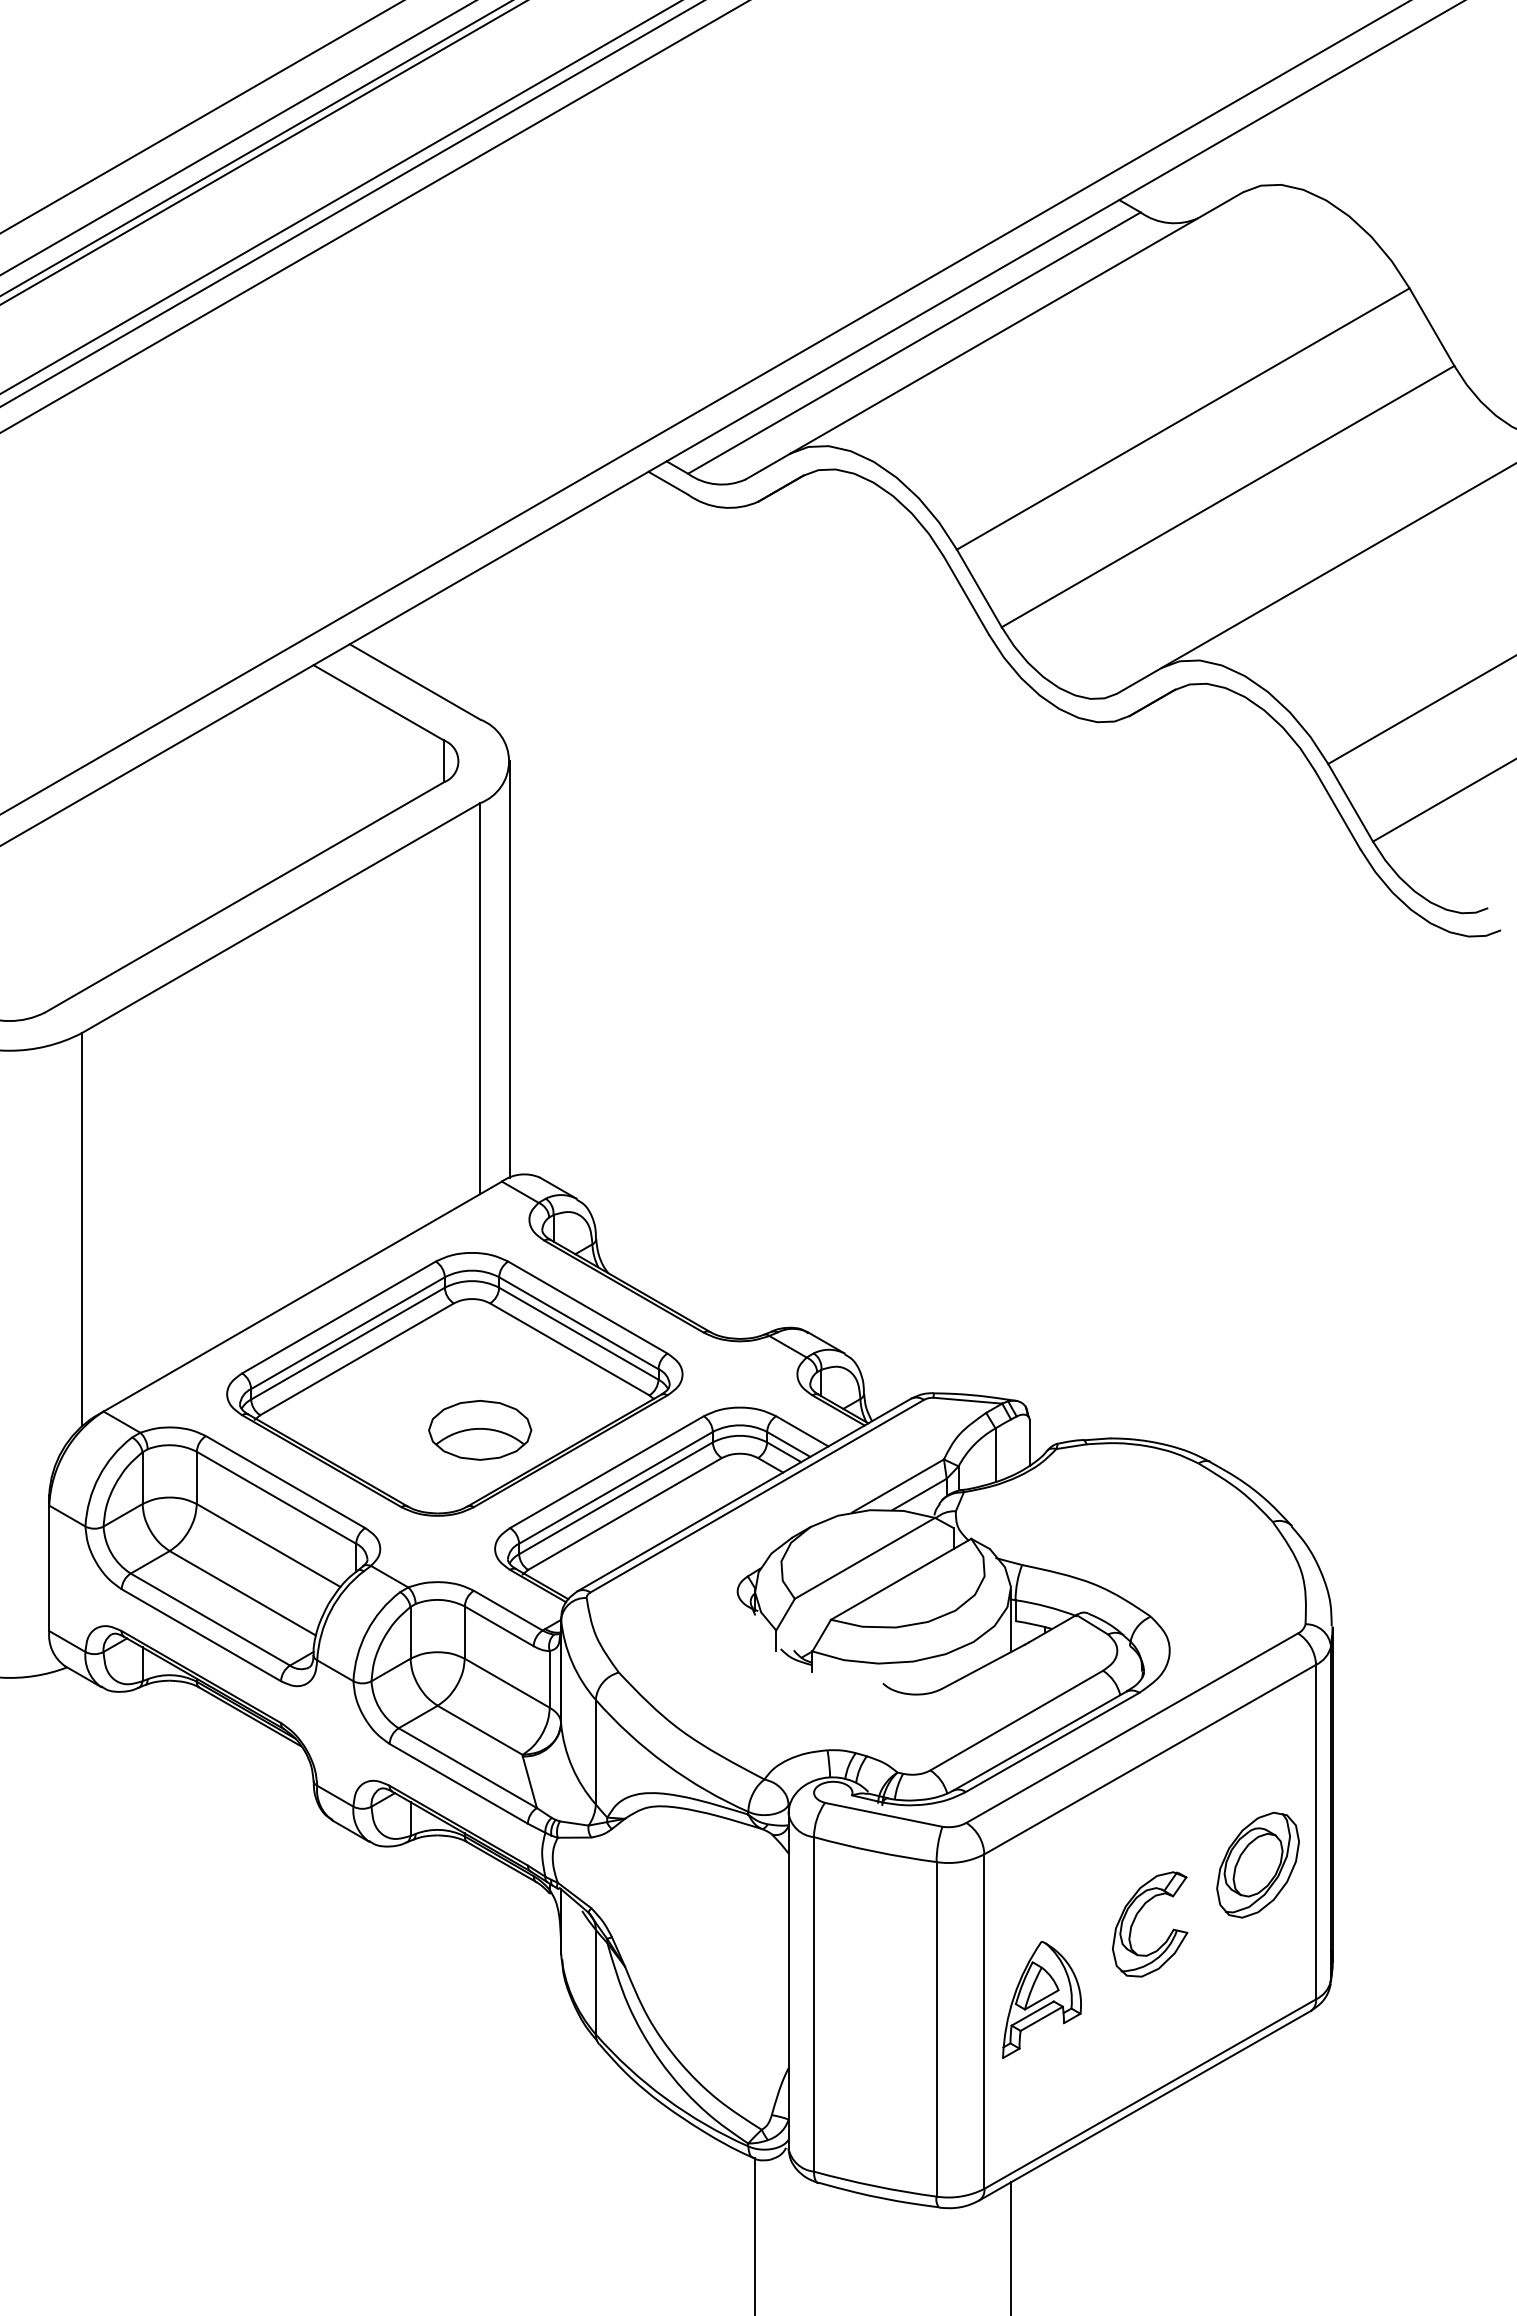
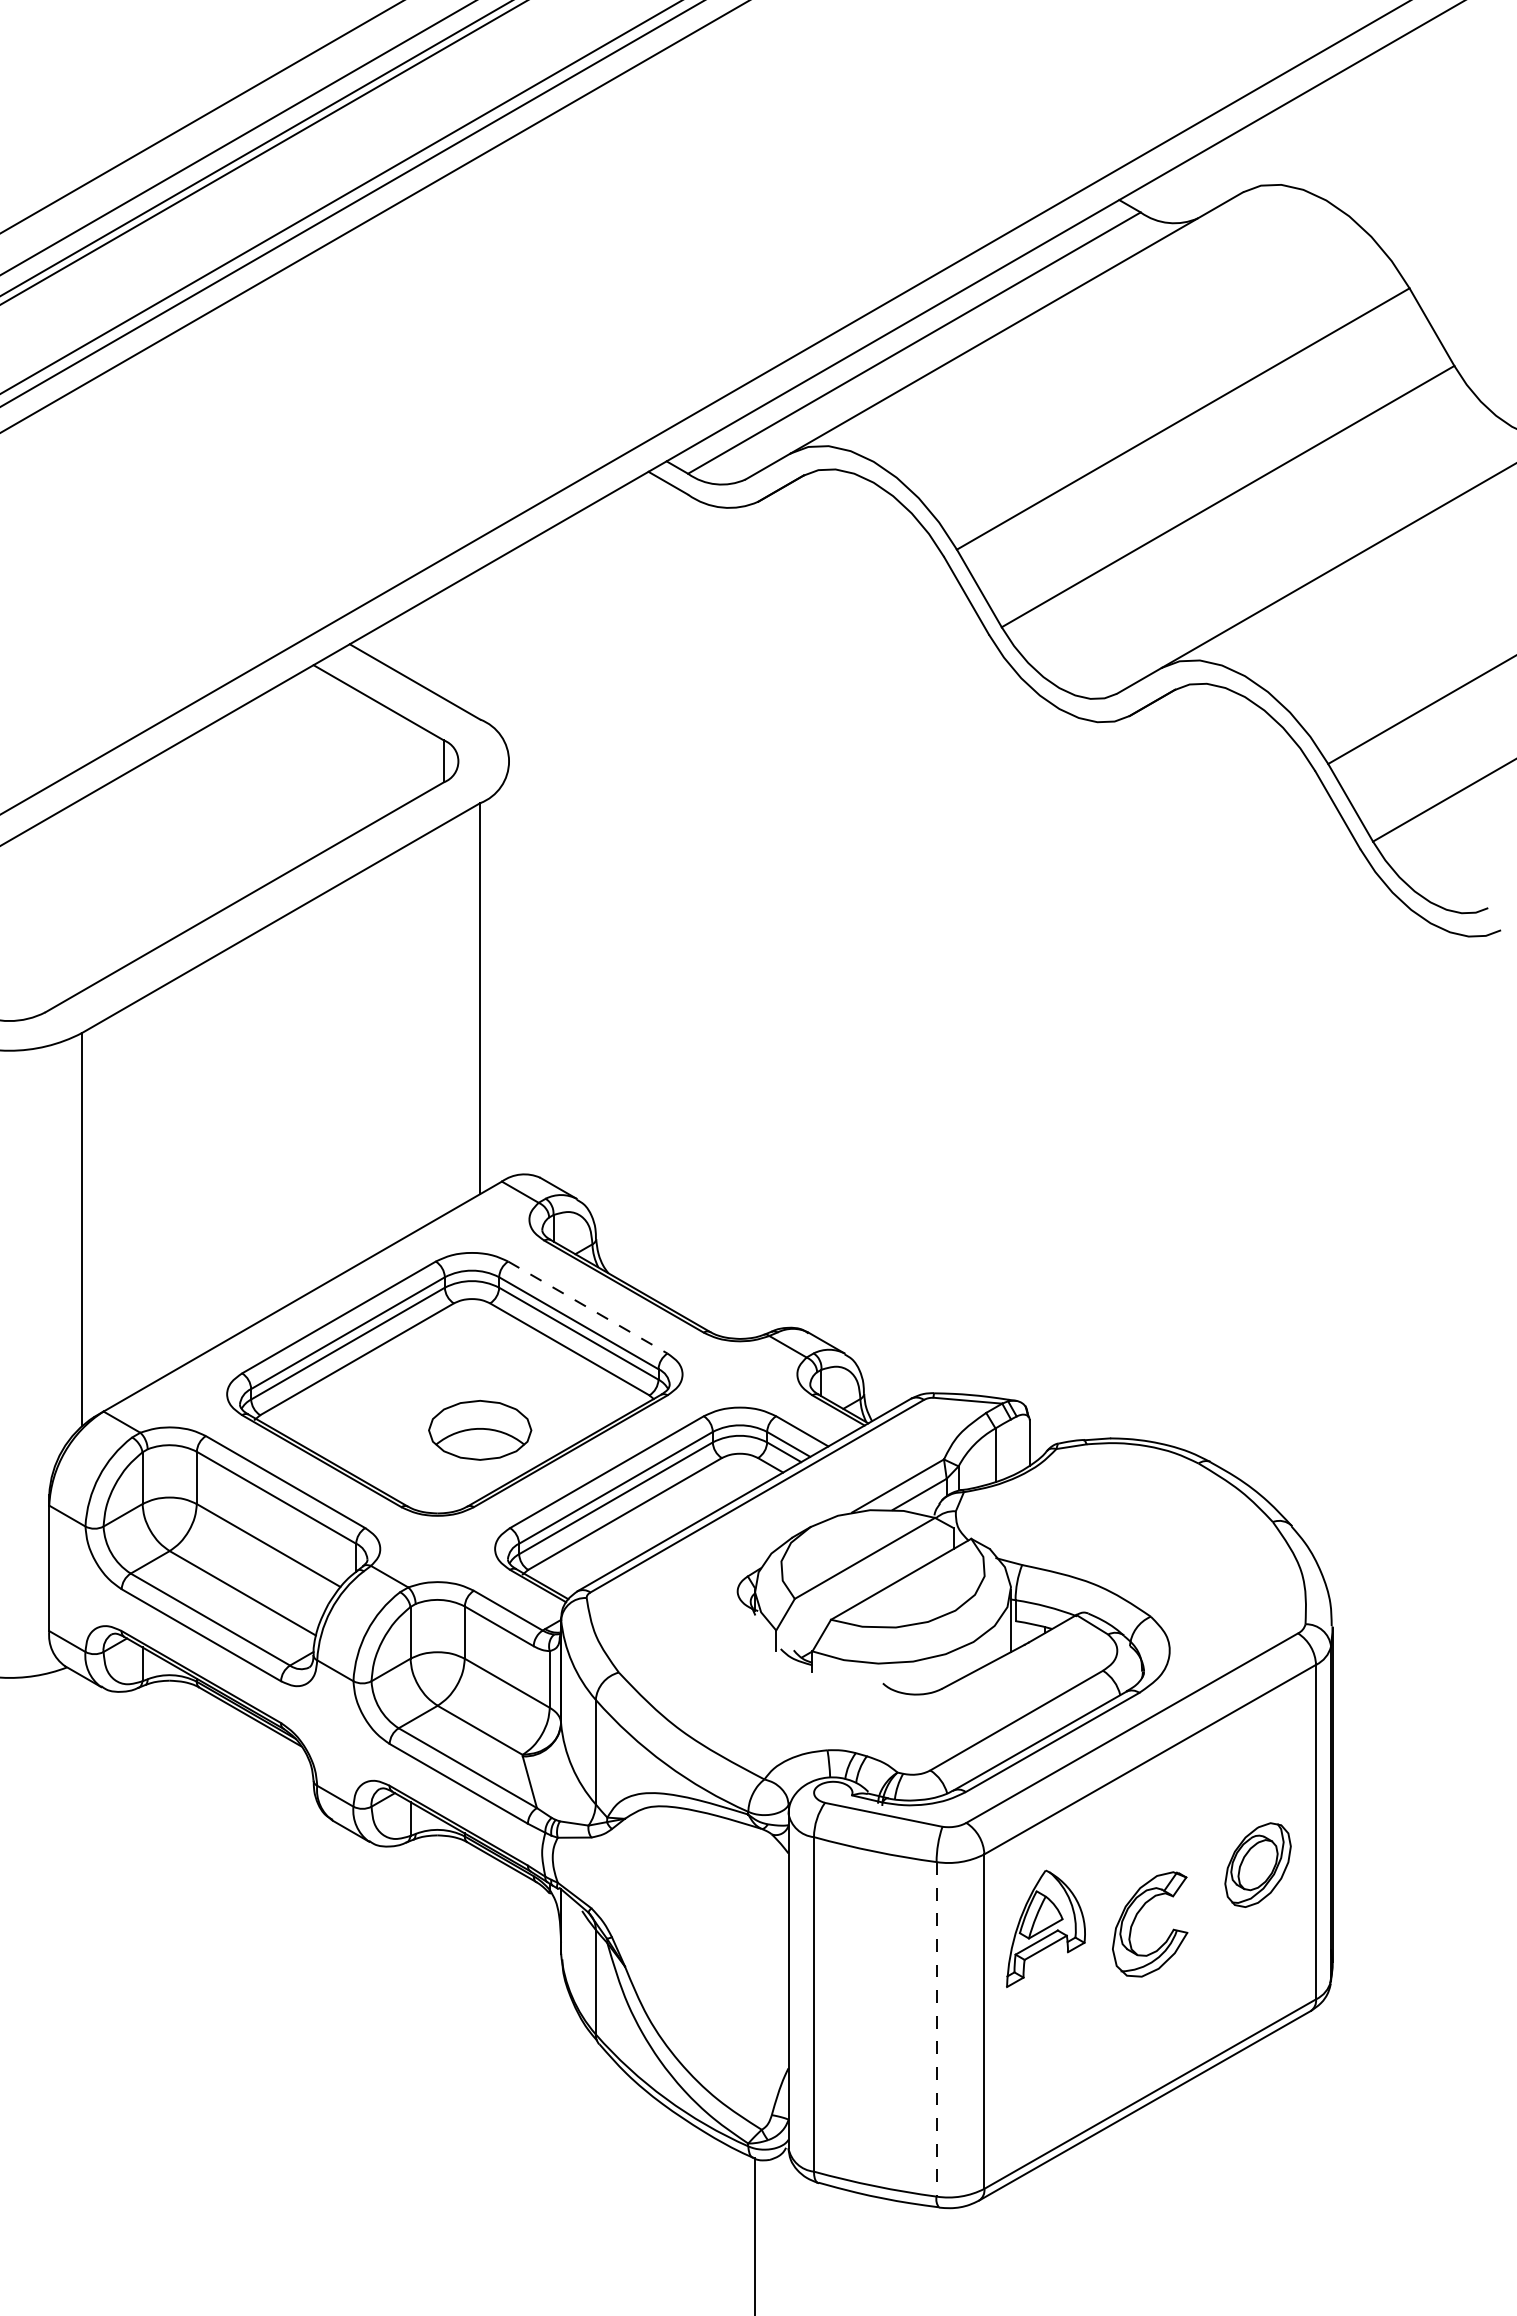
line: present -> none (510, 969)
line: solid -> dashed (587, 1307)
part size: 84x108 px -> 68x86 px (1257, 1864)
part position: (1041, 1999) -> (1045, 1928) (1045, 1928)
line: solid -> dashed (936, 2029)
line: present -> none (1011, 2247)
